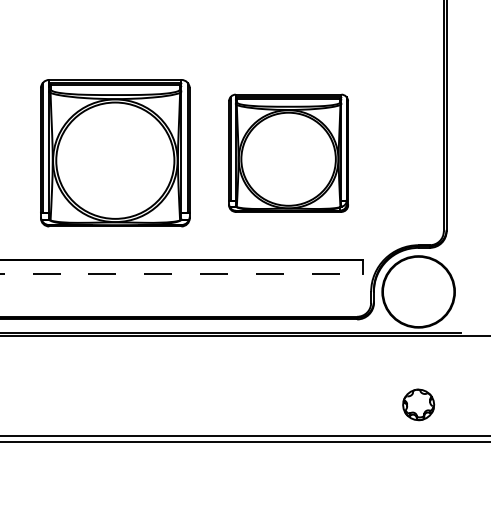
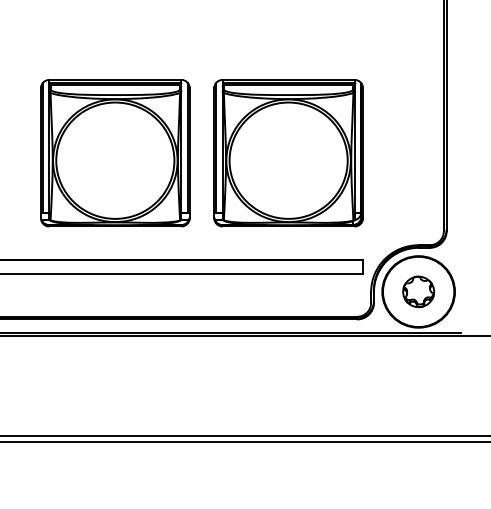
part size: 121x120 px -> 151x149 px (288, 153)
line: dashed -> solid (182, 273)
part position: (418, 404) -> (418, 291) (418, 291)
